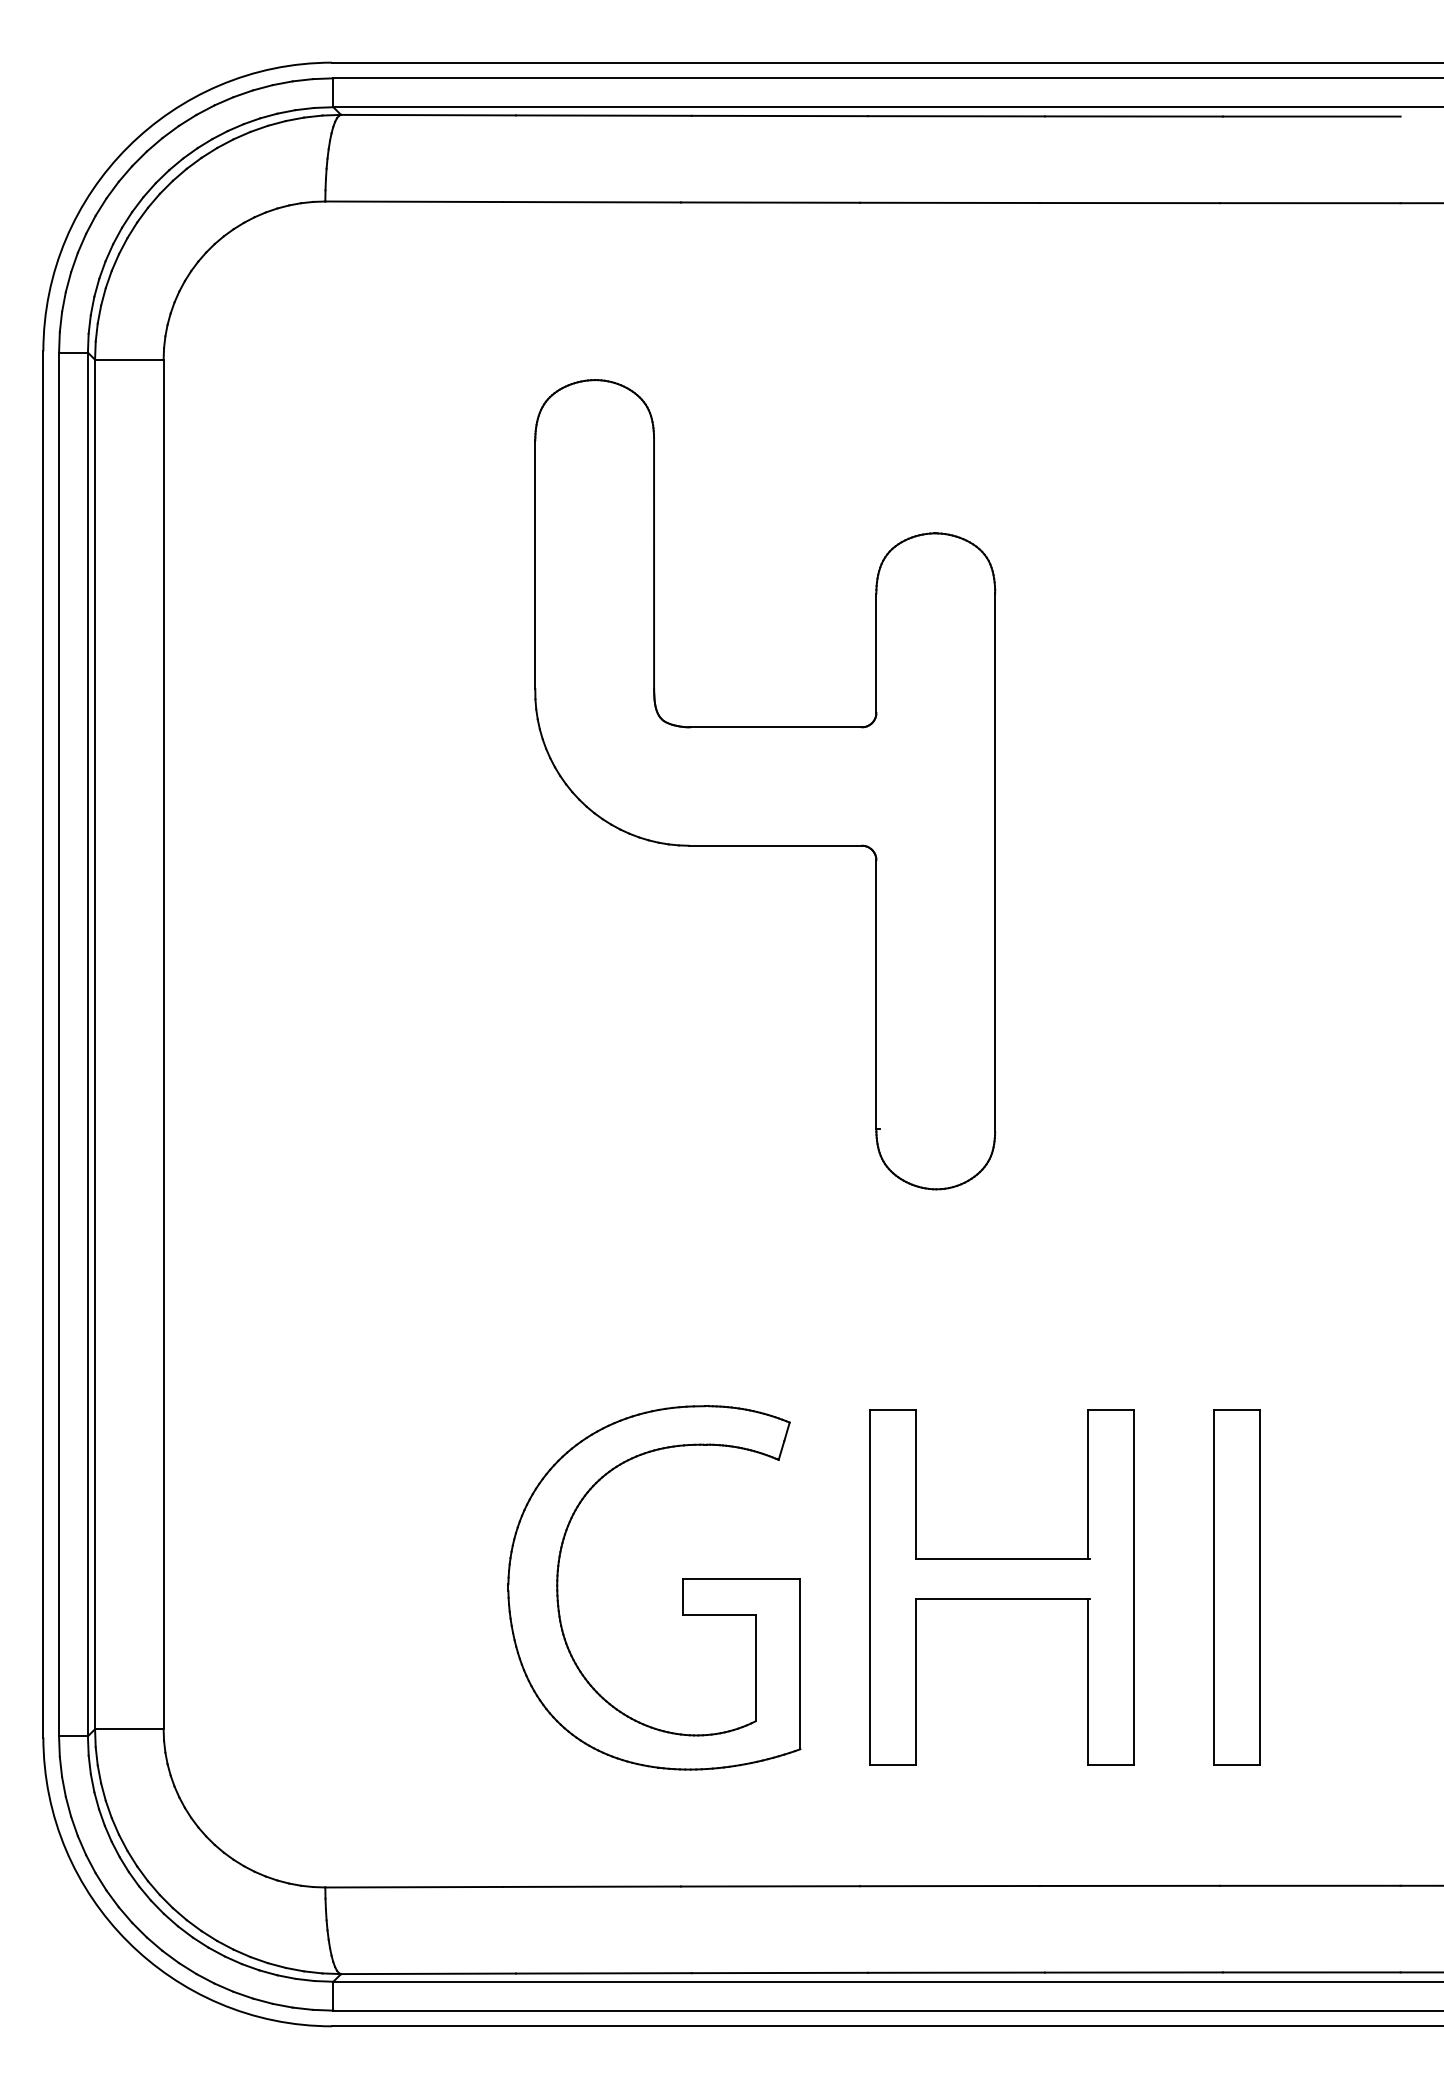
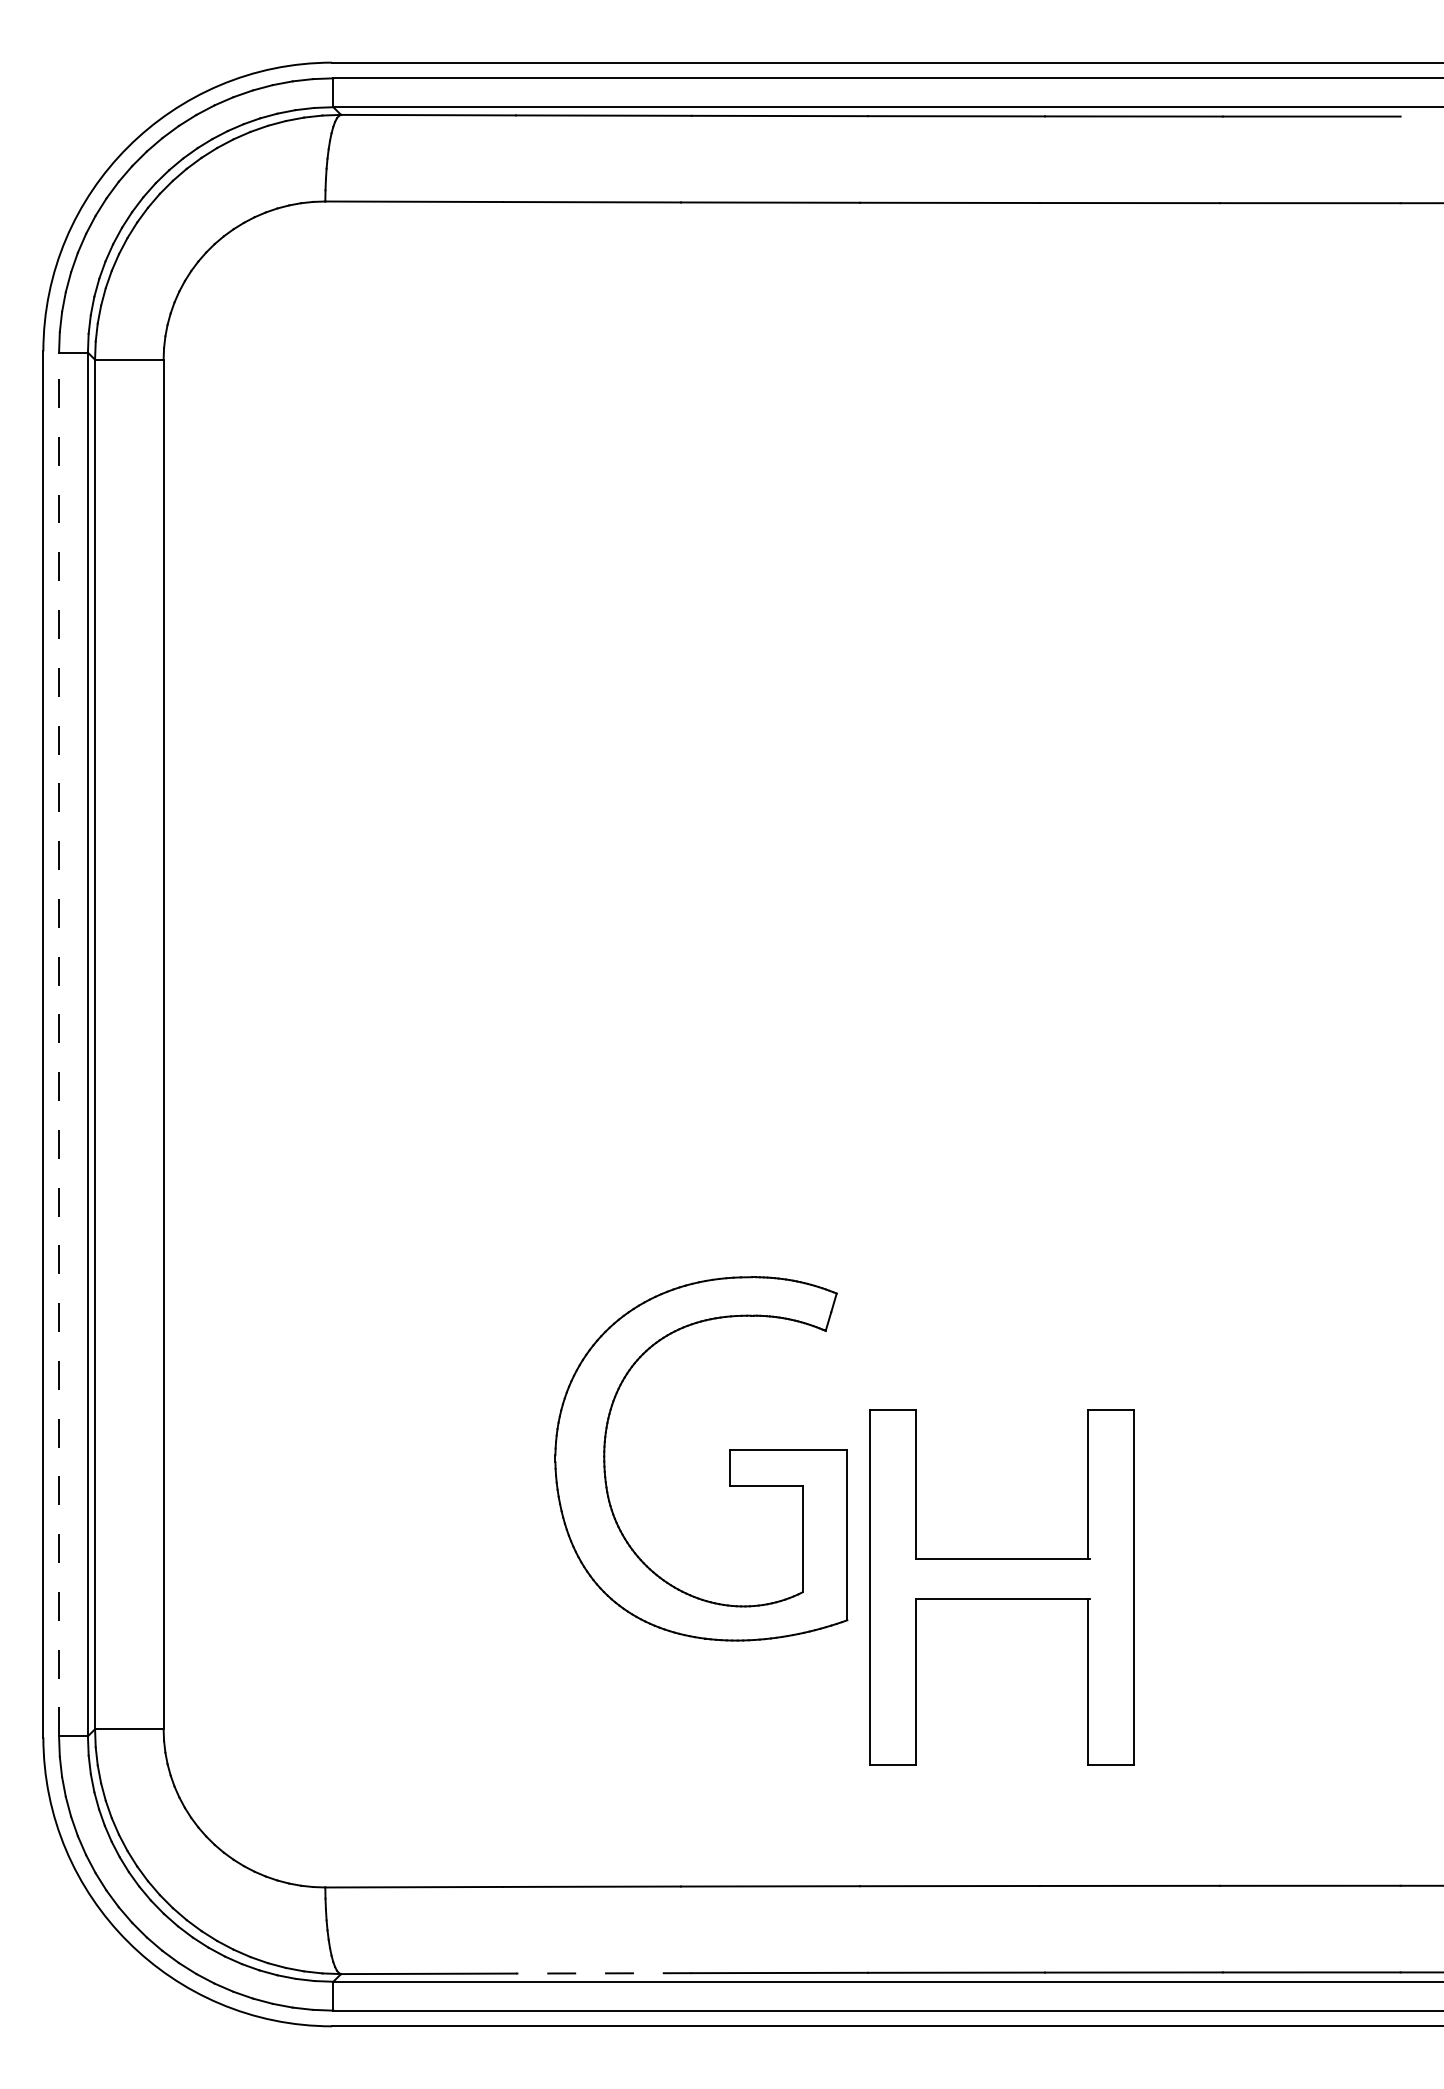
part: present -> none (765, 784)
line: solid -> dashed (59, 1044)
part position: (682, 1587) -> (729, 1458) (729, 1458)
part: present -> none (1236, 1587)
line: solid -> dashed (603, 1973)
